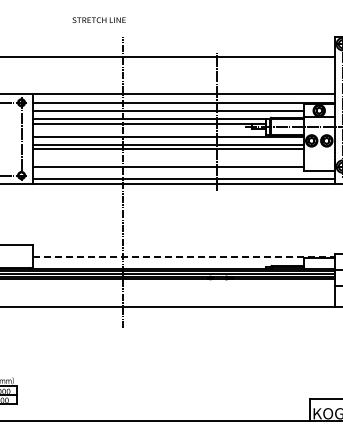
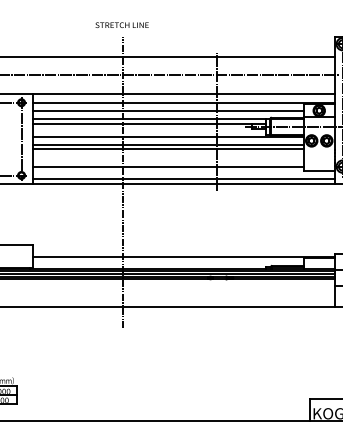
text position: (98, 19) -> (121, 24) (121, 24)
line: none -> present (170, 75)
line: dashed -> solid (183, 257)
